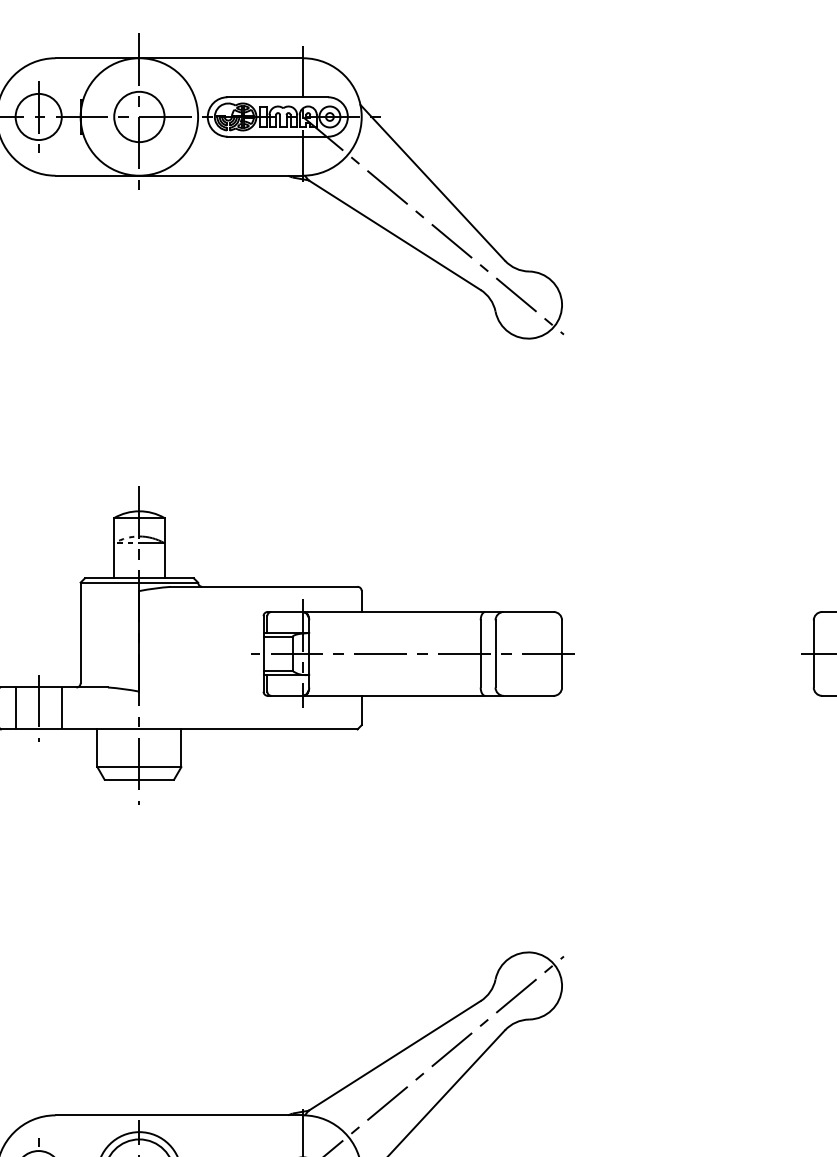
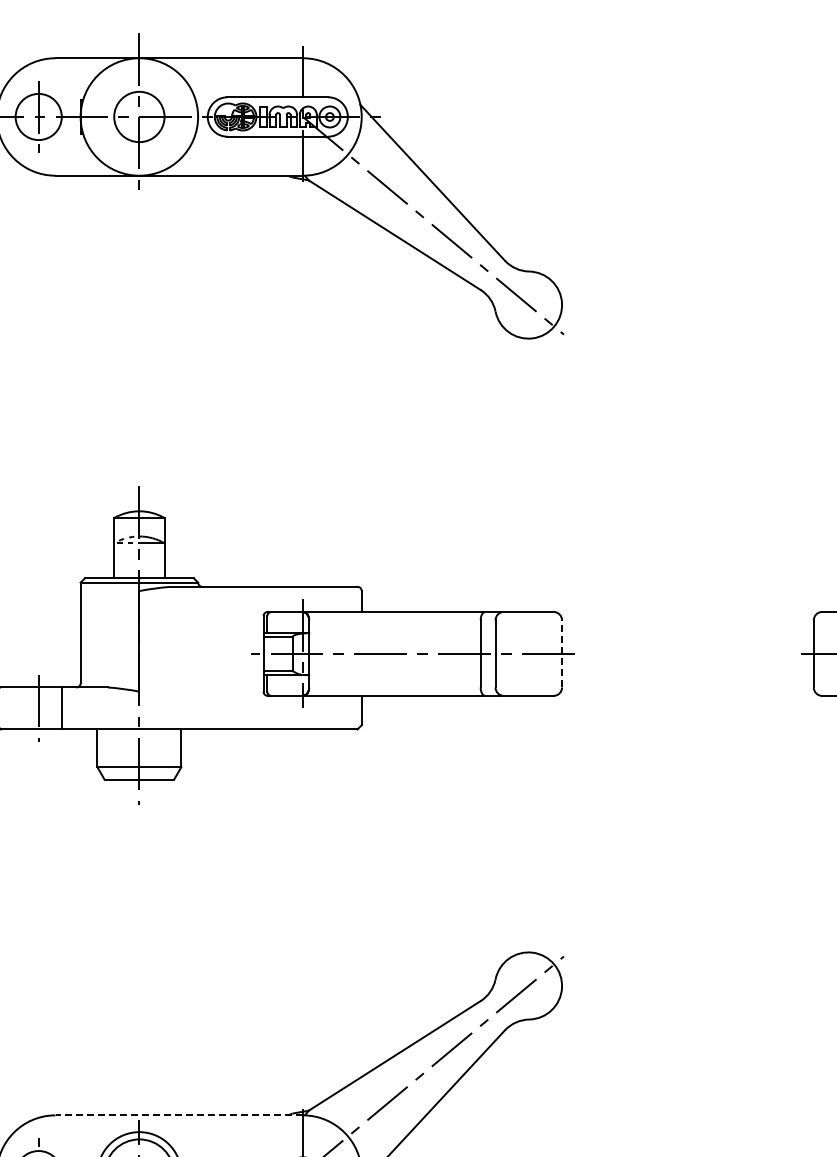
line: solid -> dashed (562, 653)
line: present -> none (15, 708)
line: solid -> dashed (179, 1115)
